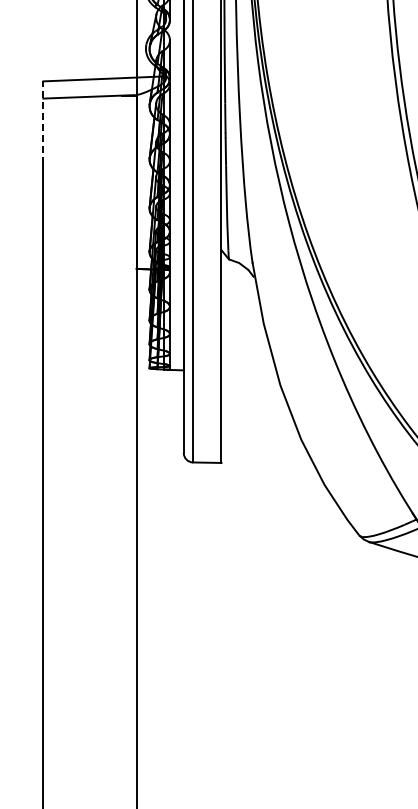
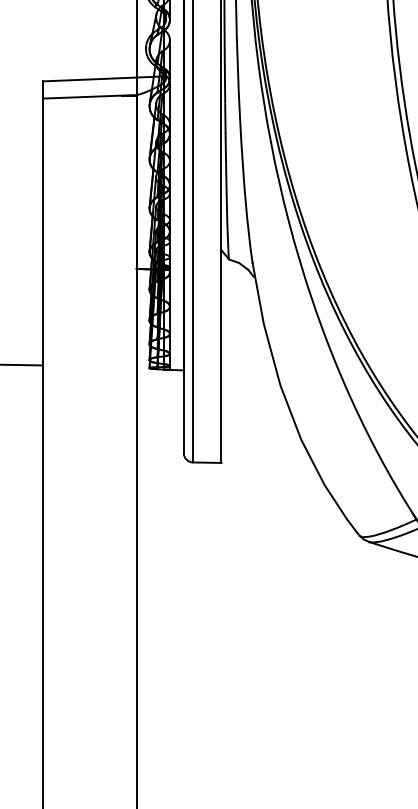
line: dashed -> solid (42, 122)
line: none -> present (22, 364)
